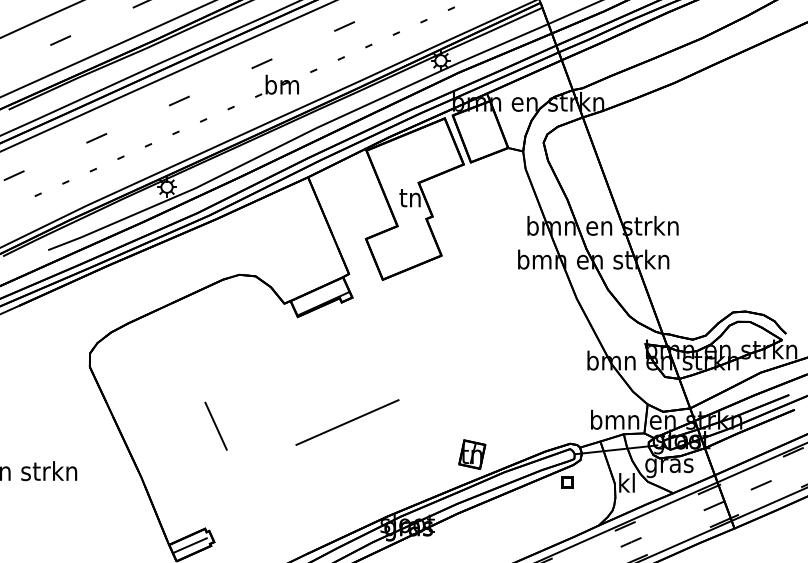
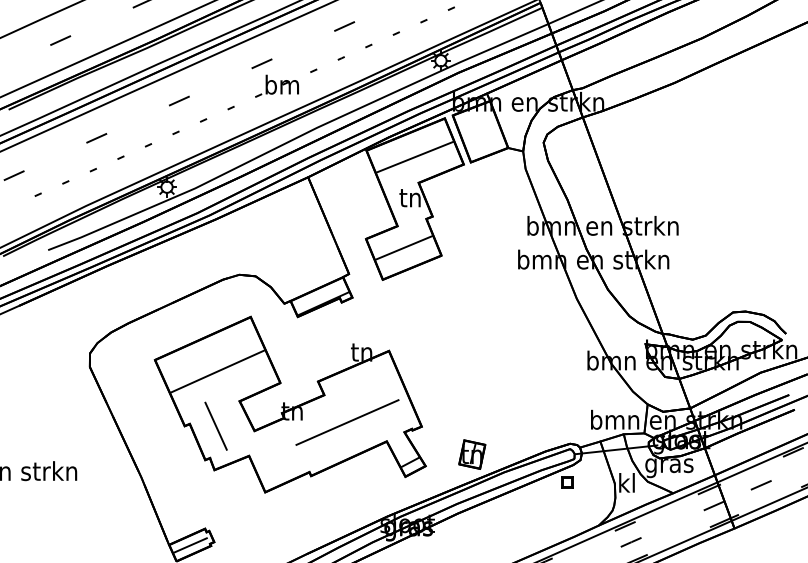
line: none -> present (414, 156)
line: none -> present (403, 247)
part: none -> present (289, 404)
